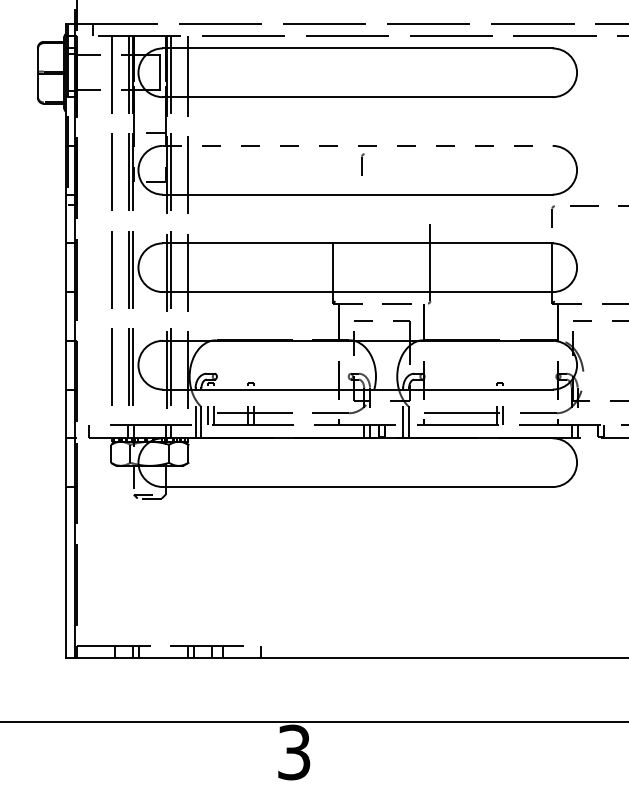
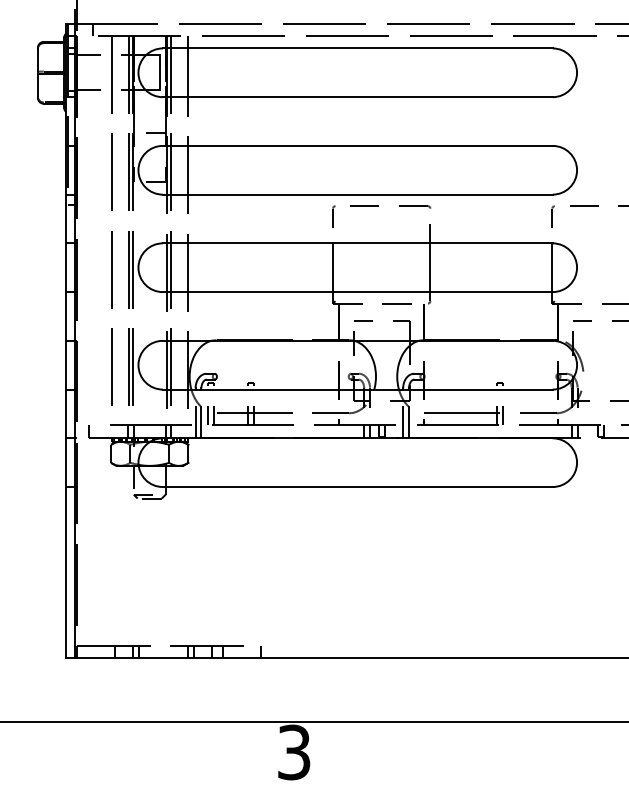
line: dashed -> solid (357, 145)
part position: (362, 164) -> (333, 216) (333, 216)
part: none -> present (399, 206)
